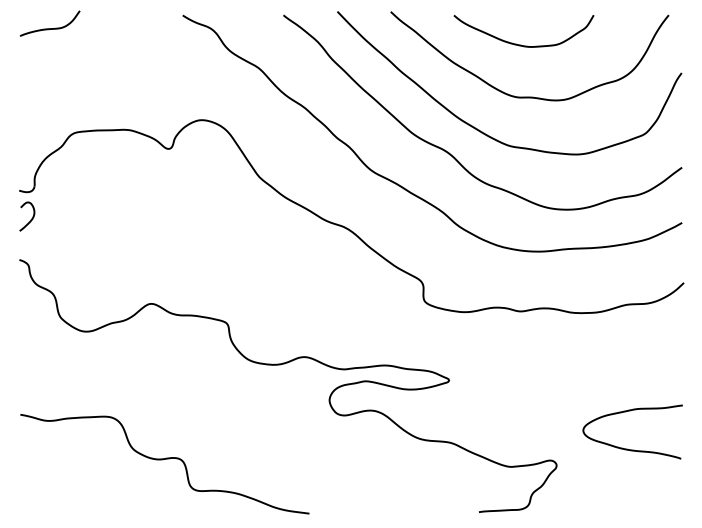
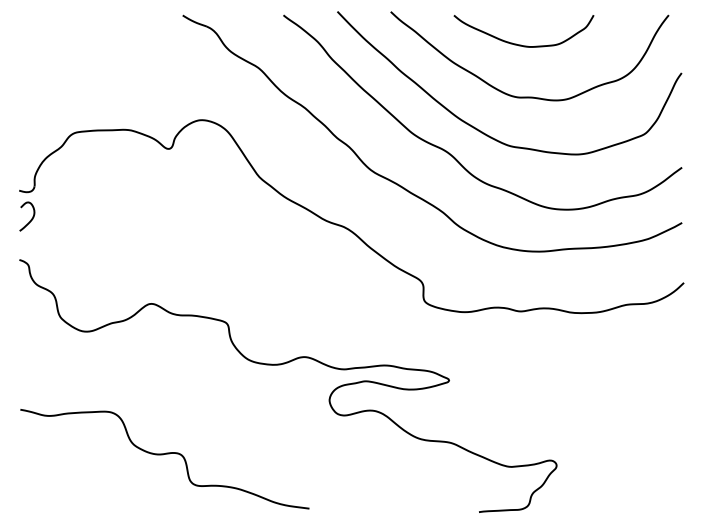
curve: present -> none (50, 28)
curve: present -> none (627, 448)
curve position: (163, 460) -> (163, 455) (163, 455)
